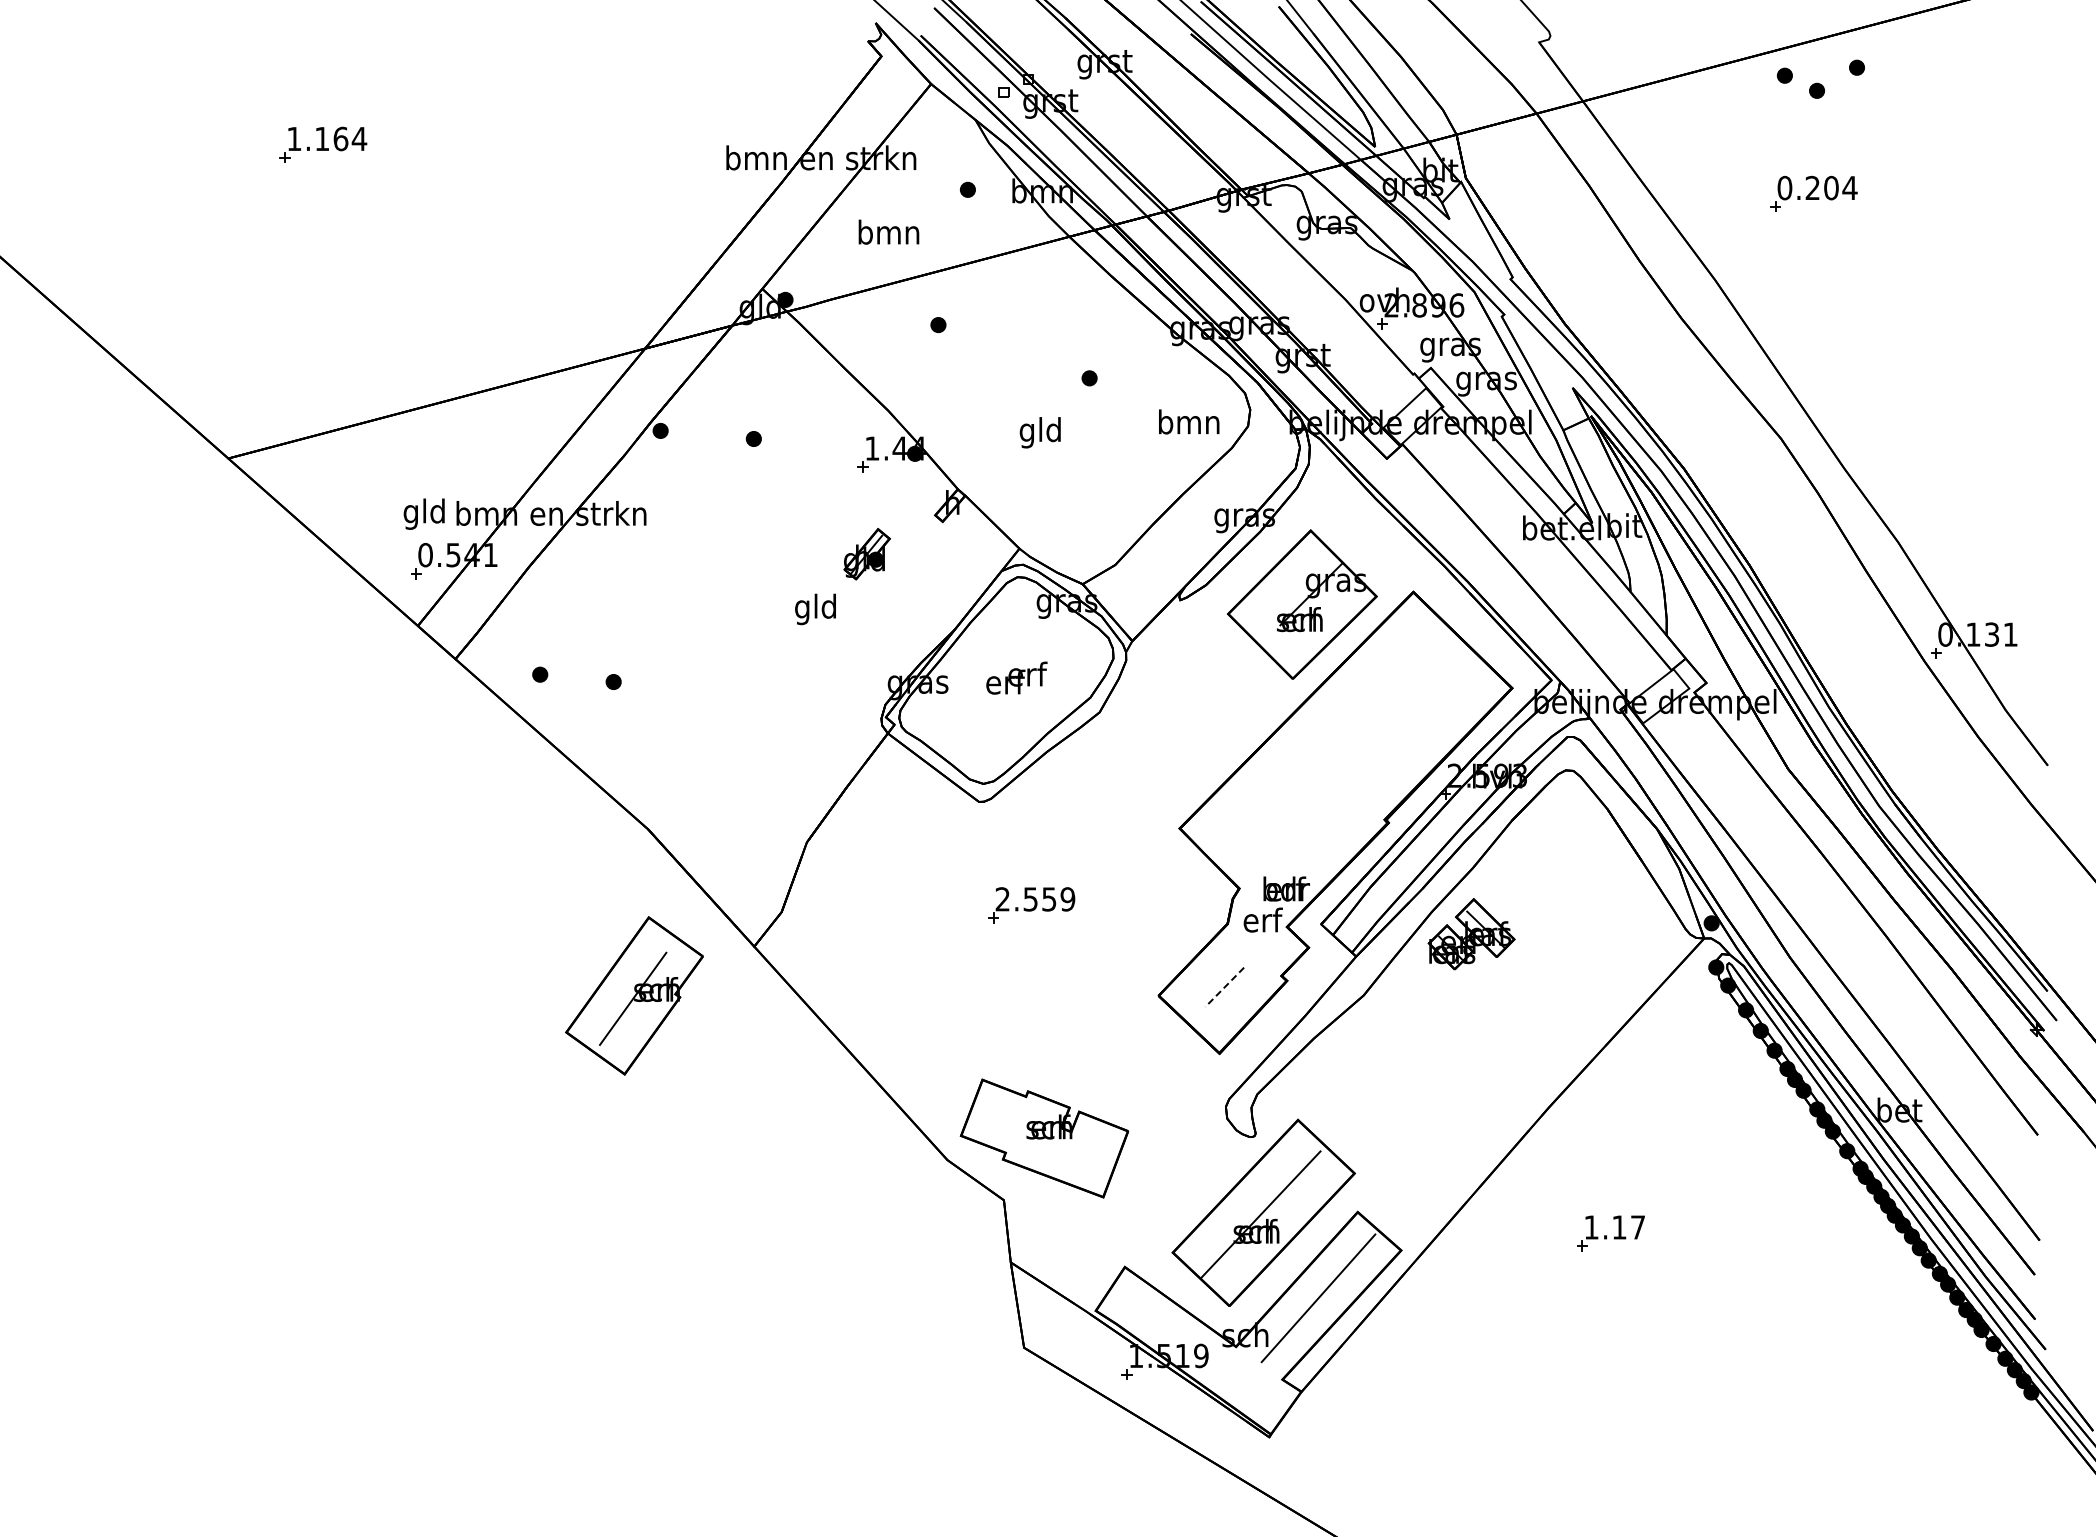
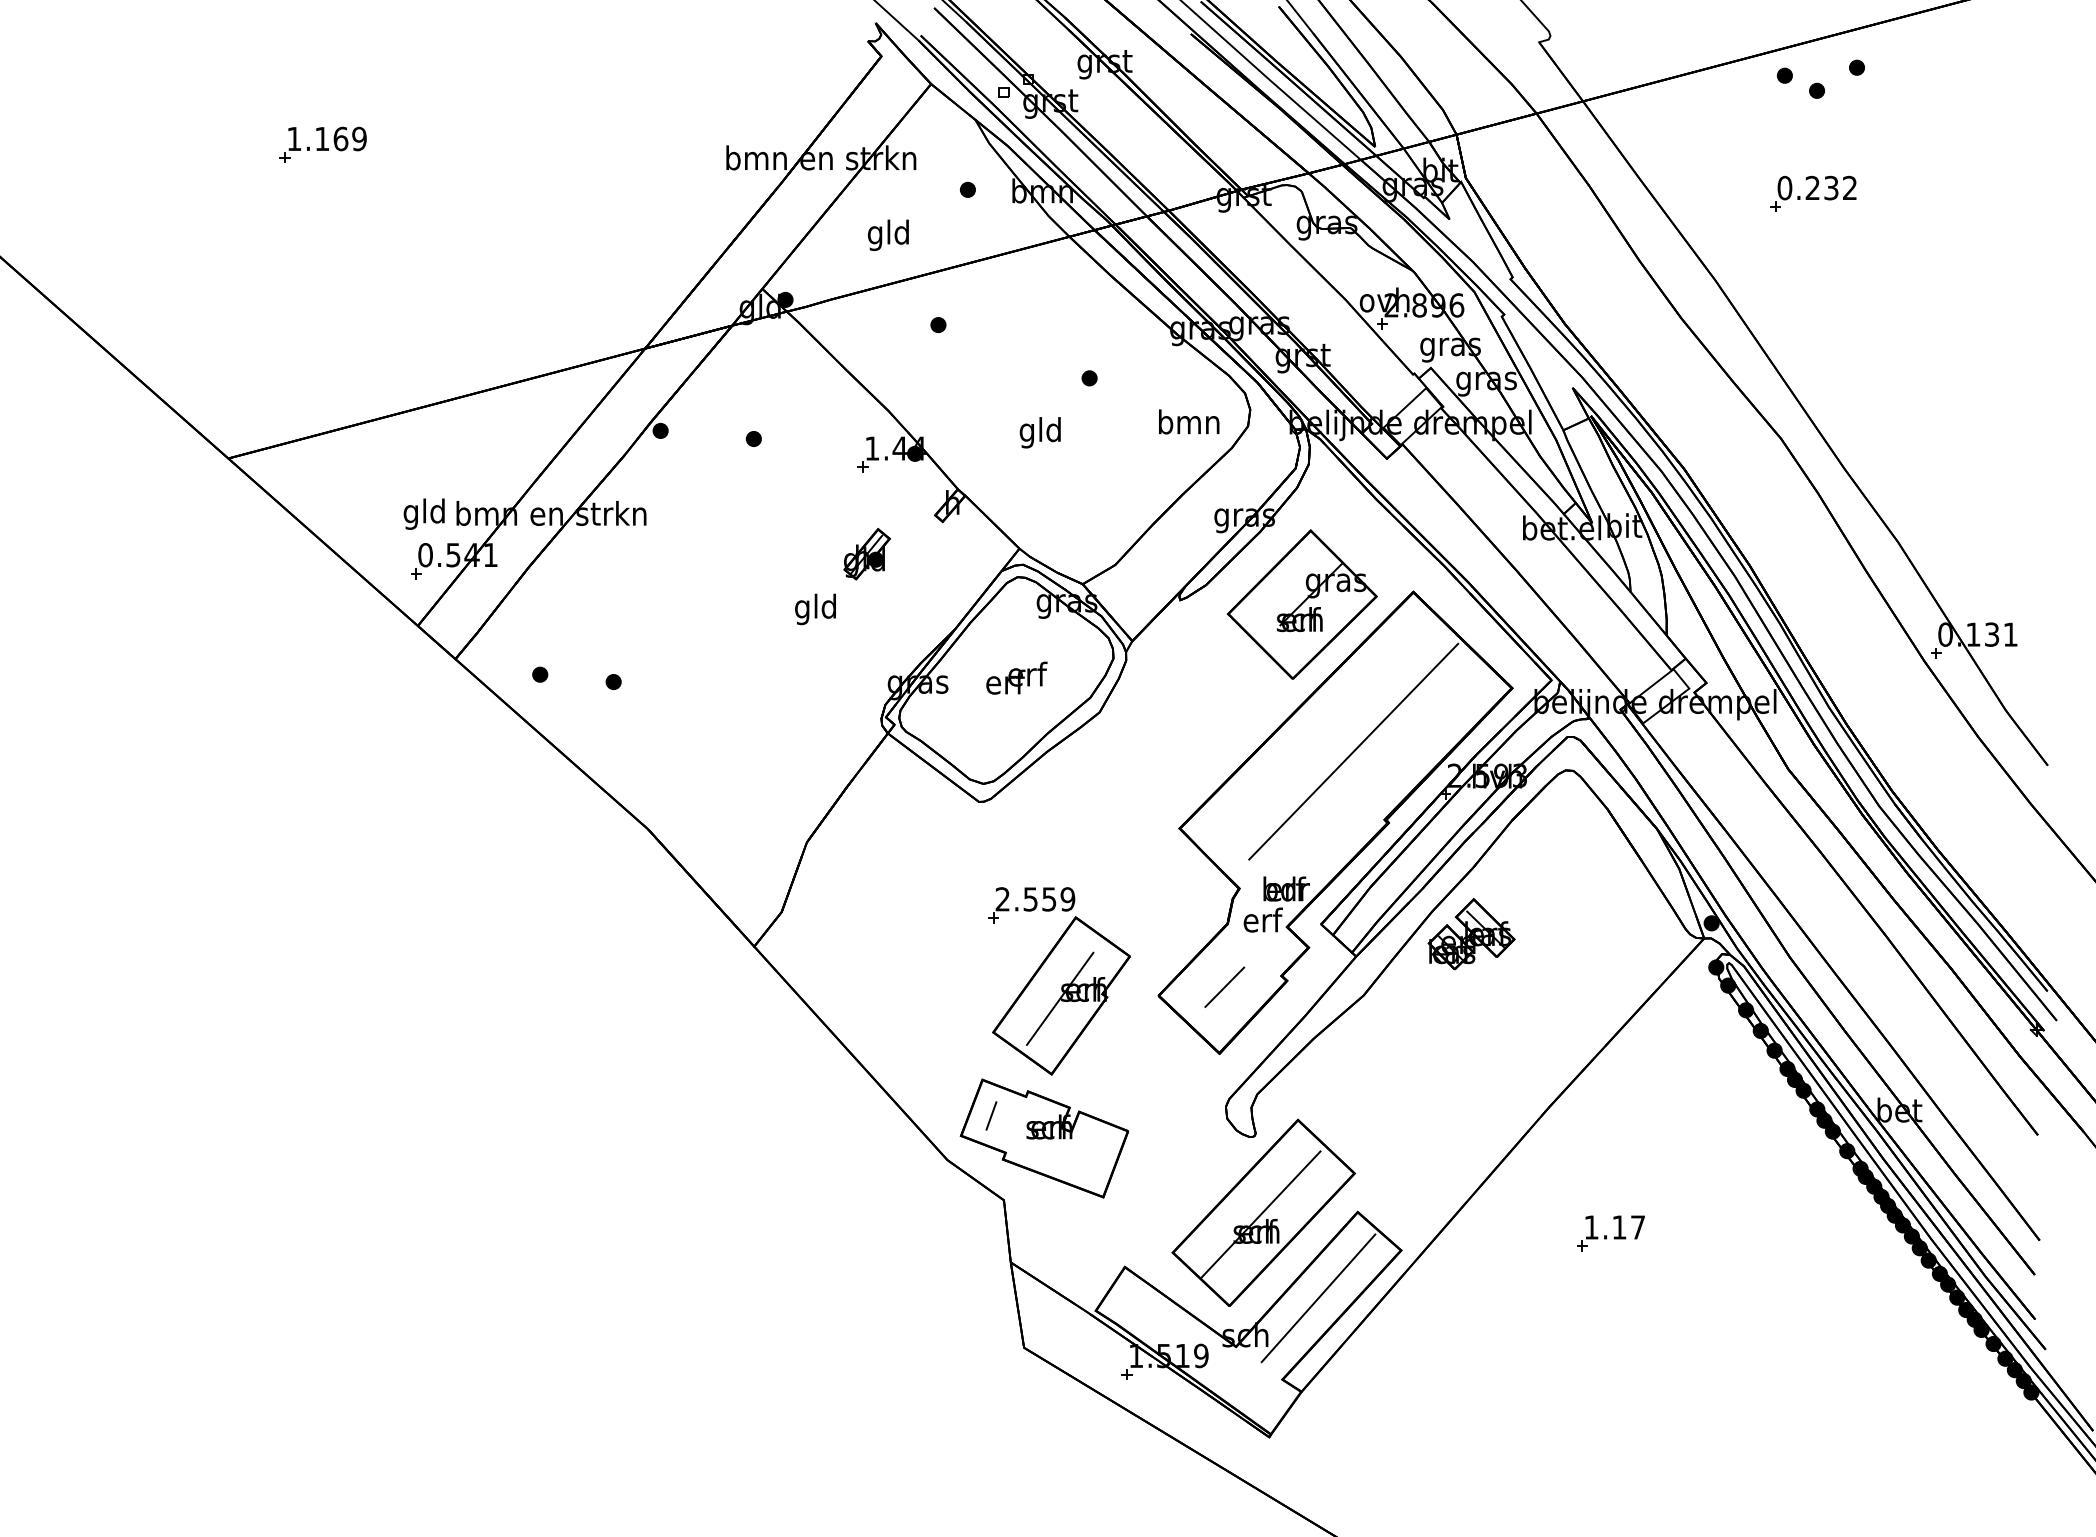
text: 1.164 -> 1.169 (359, 138)
text: 0.204 -> 0.232 (1840, 187)
text: bmn -> gld (888, 235)
line: none -> present (1353, 751)
line: dashed -> solid (1224, 987)
part position: (634, 995) -> (1061, 995) (1061, 995)
line: none -> present (991, 1115)
